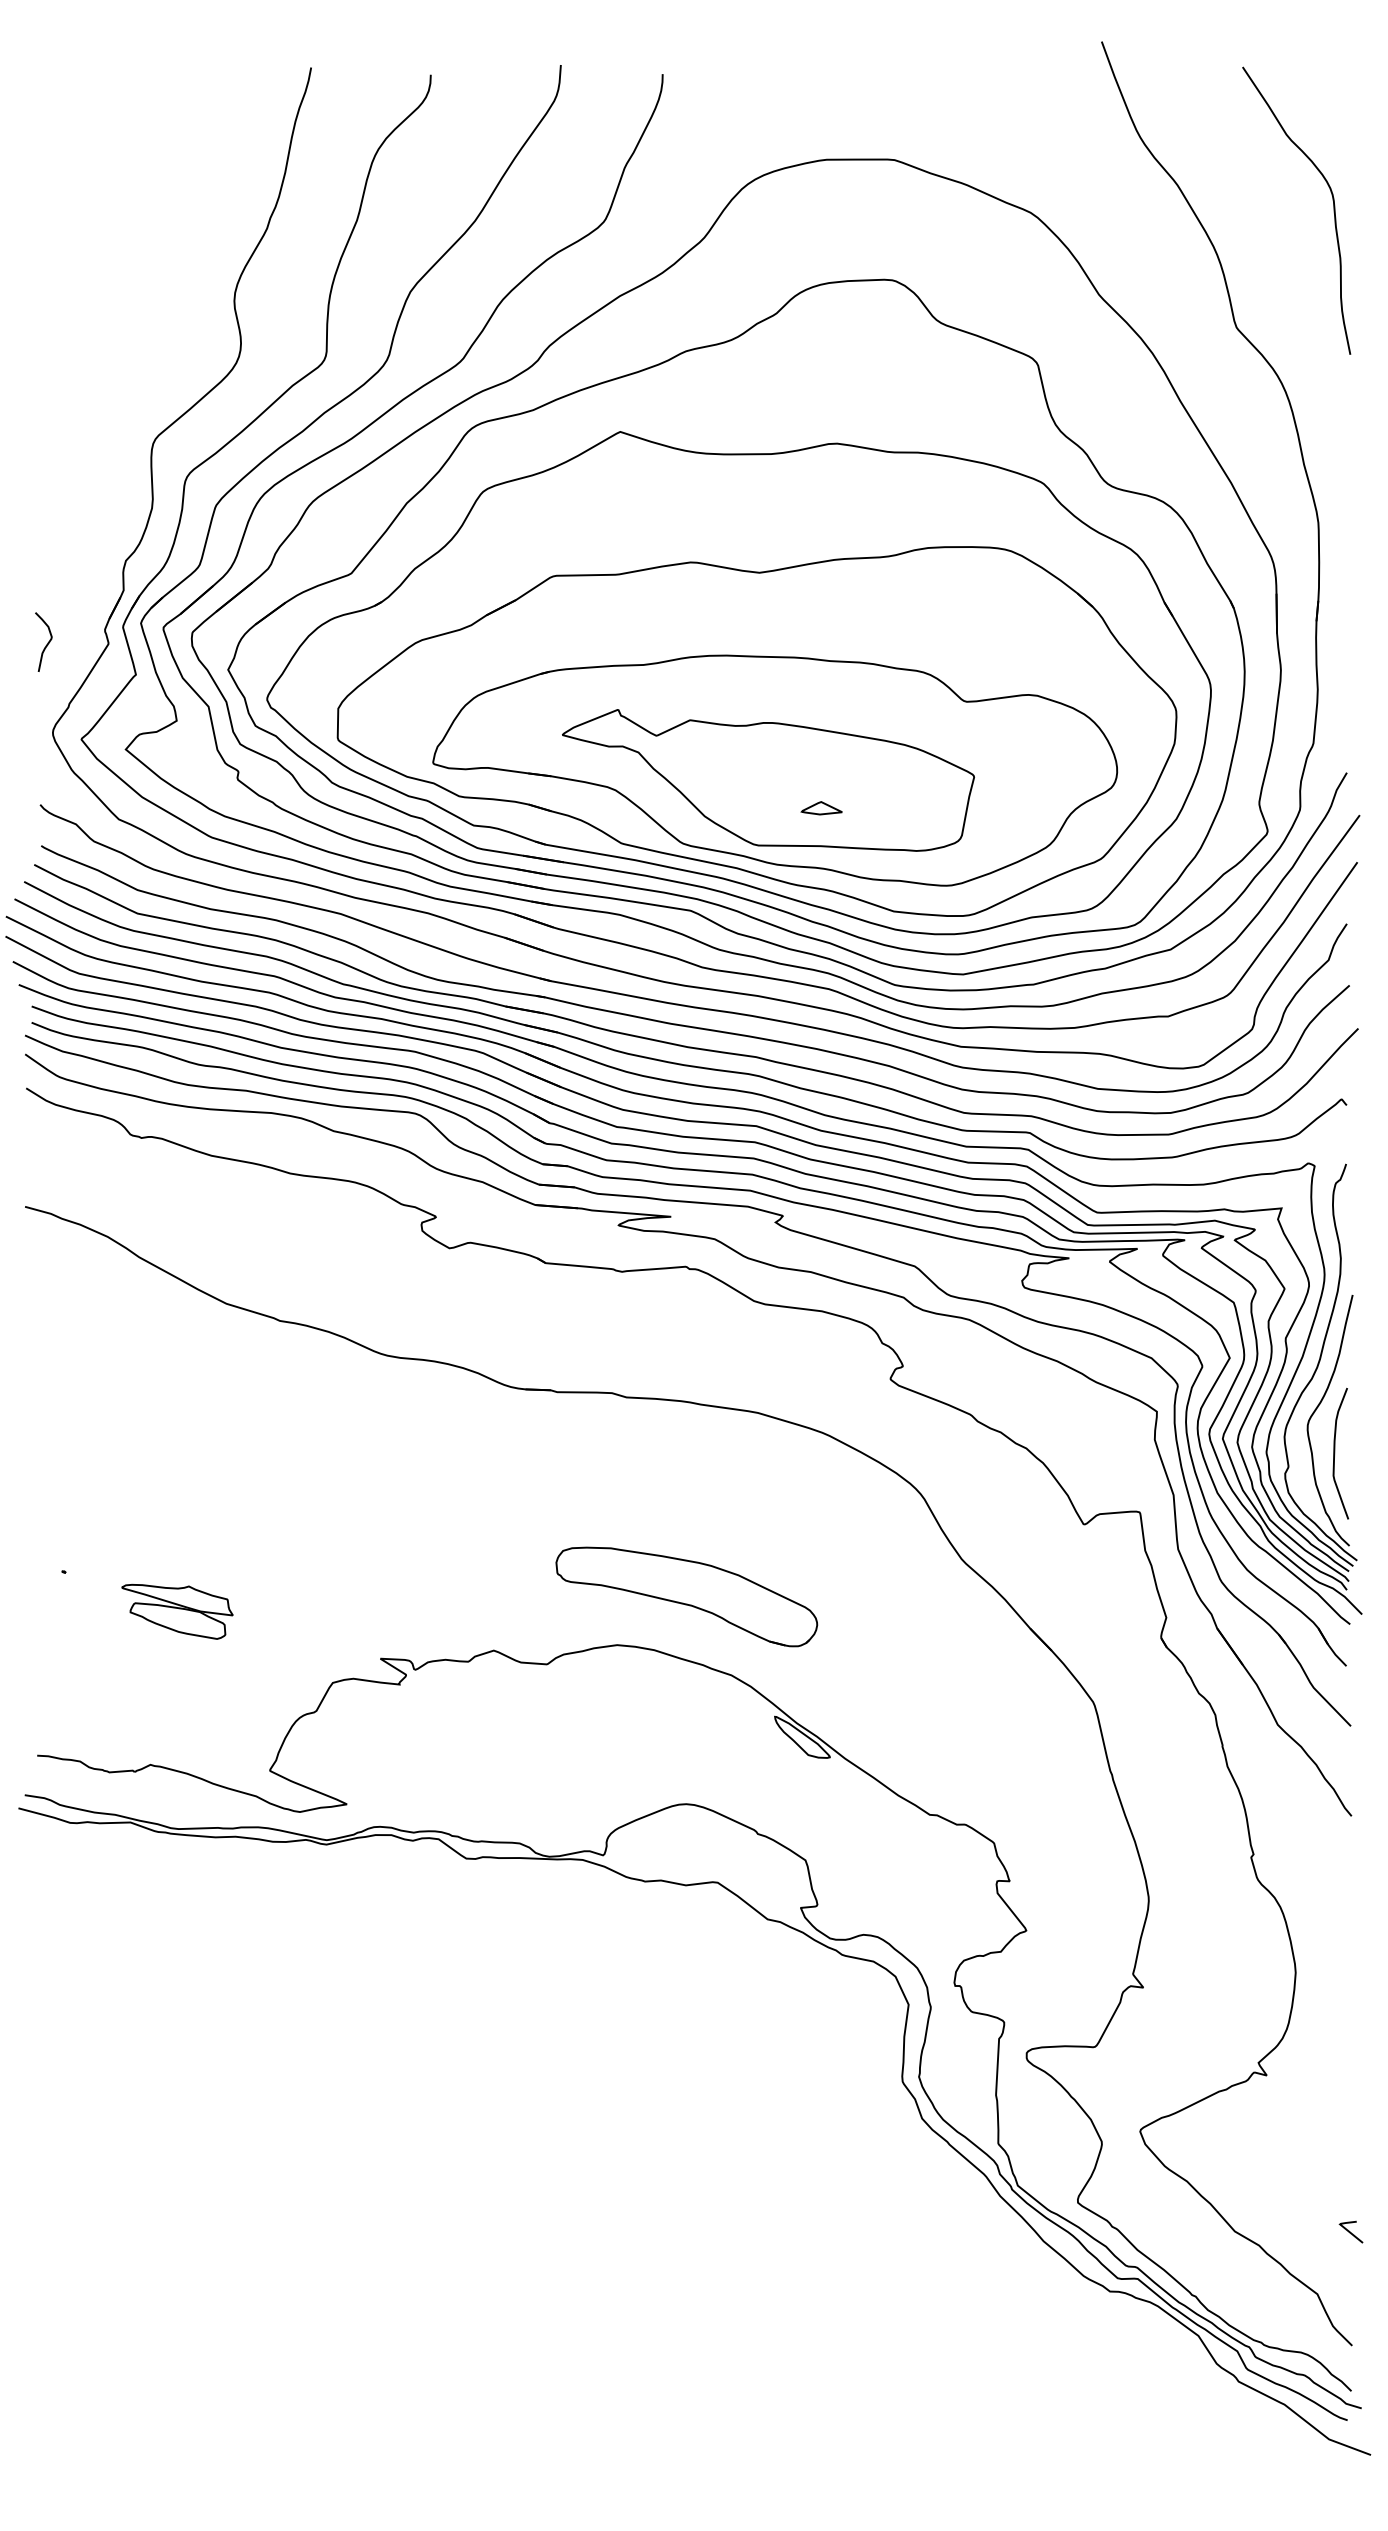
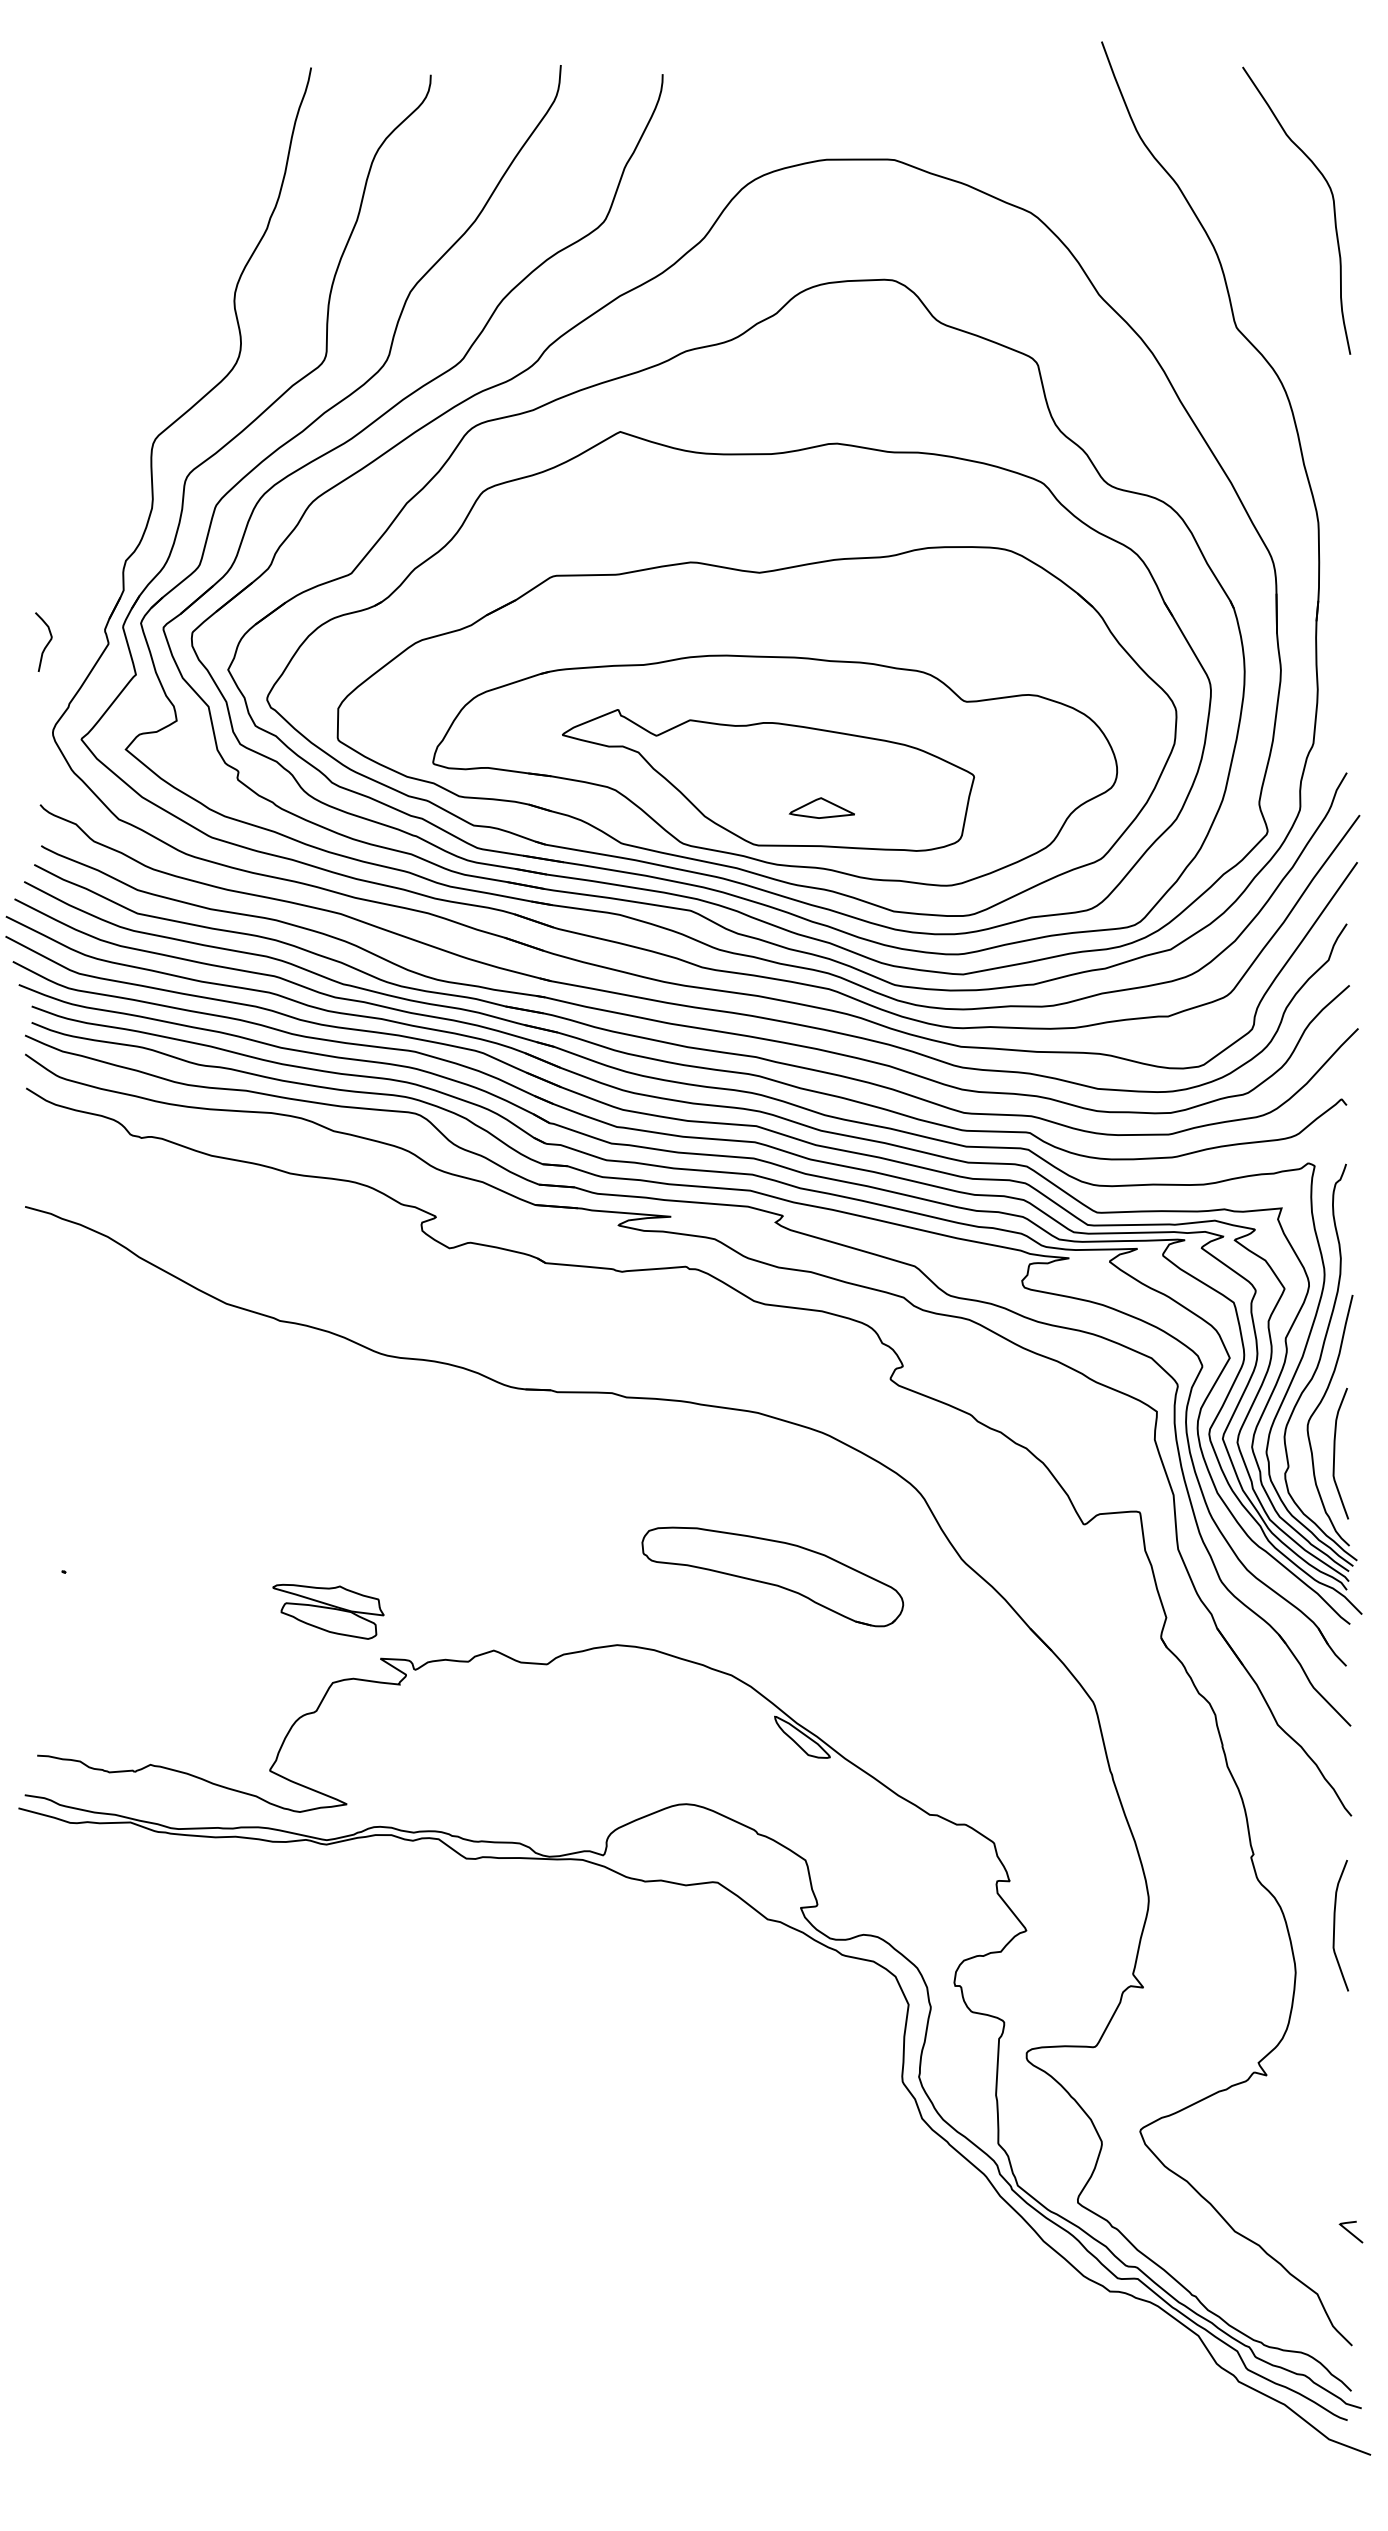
part size: 43x15 px -> 67x22 px (821, 807)
part position: (686, 1596) -> (772, 1576) (772, 1576)
part position: (177, 1611) -> (328, 1611) (328, 1611)
curve: none -> present (1335, 1925)
